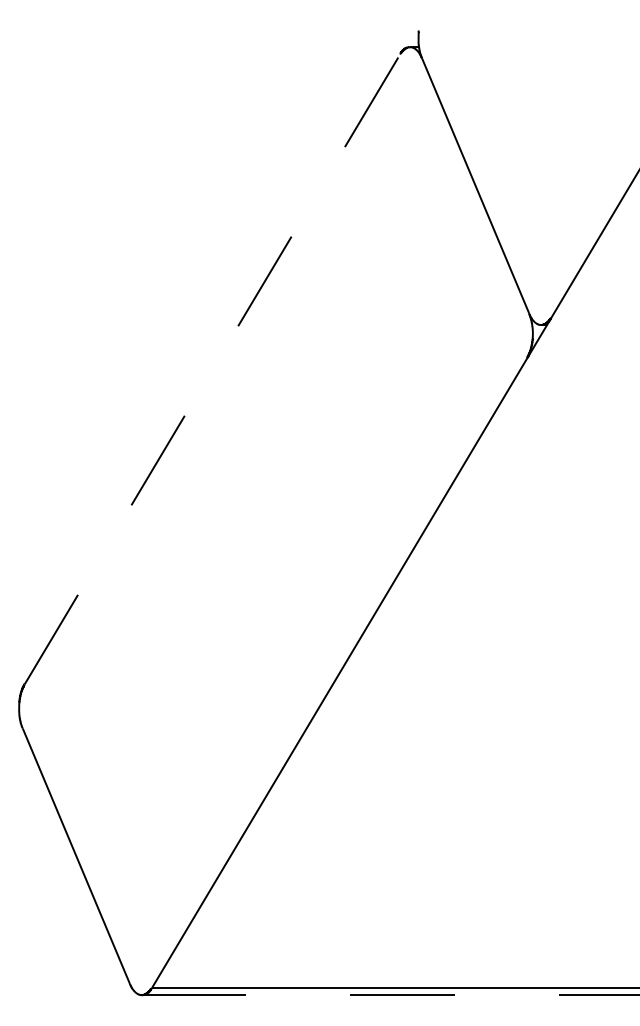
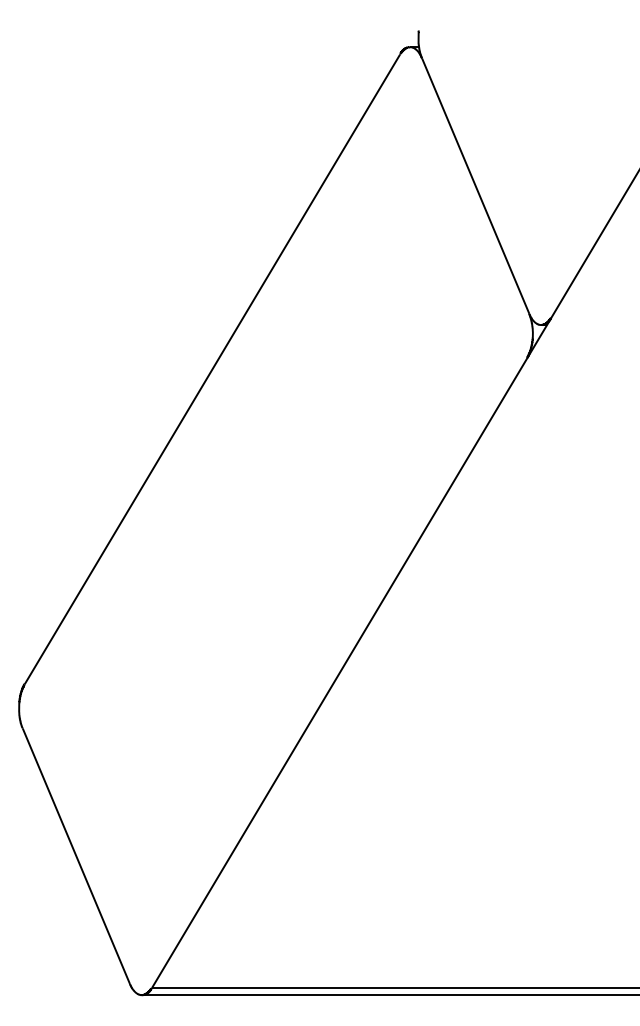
line: dashed -> solid (212, 369)
line: dashed -> solid (390, 995)
